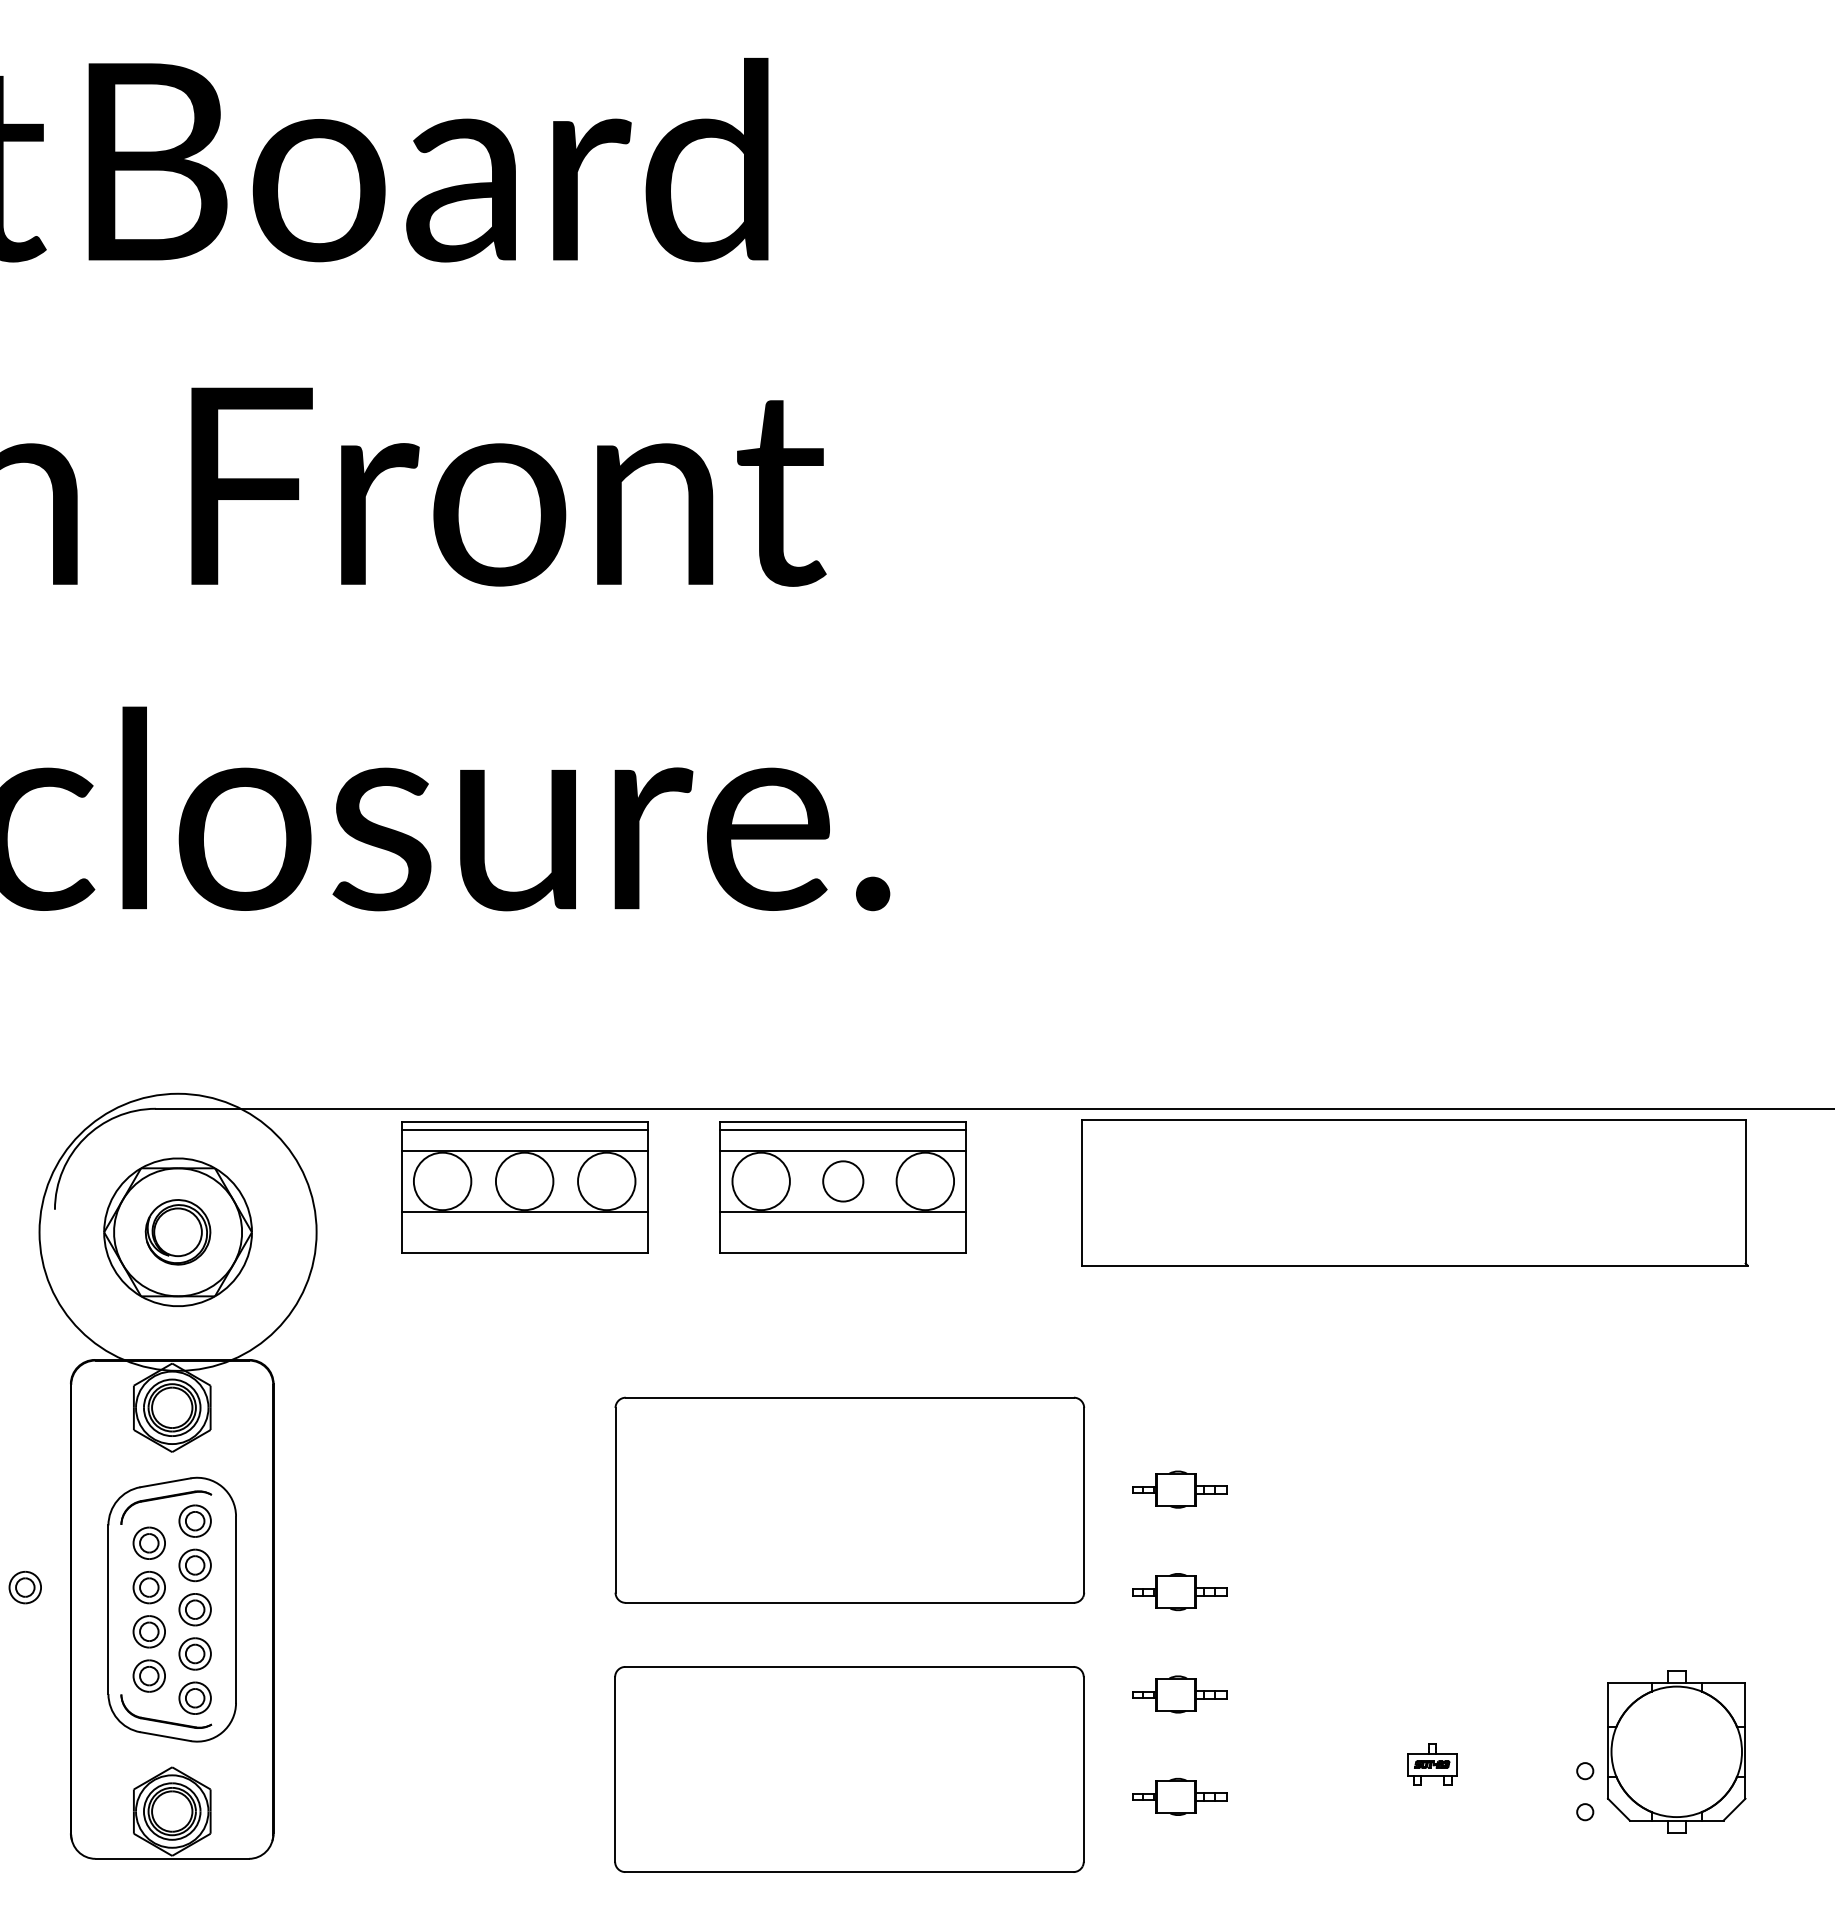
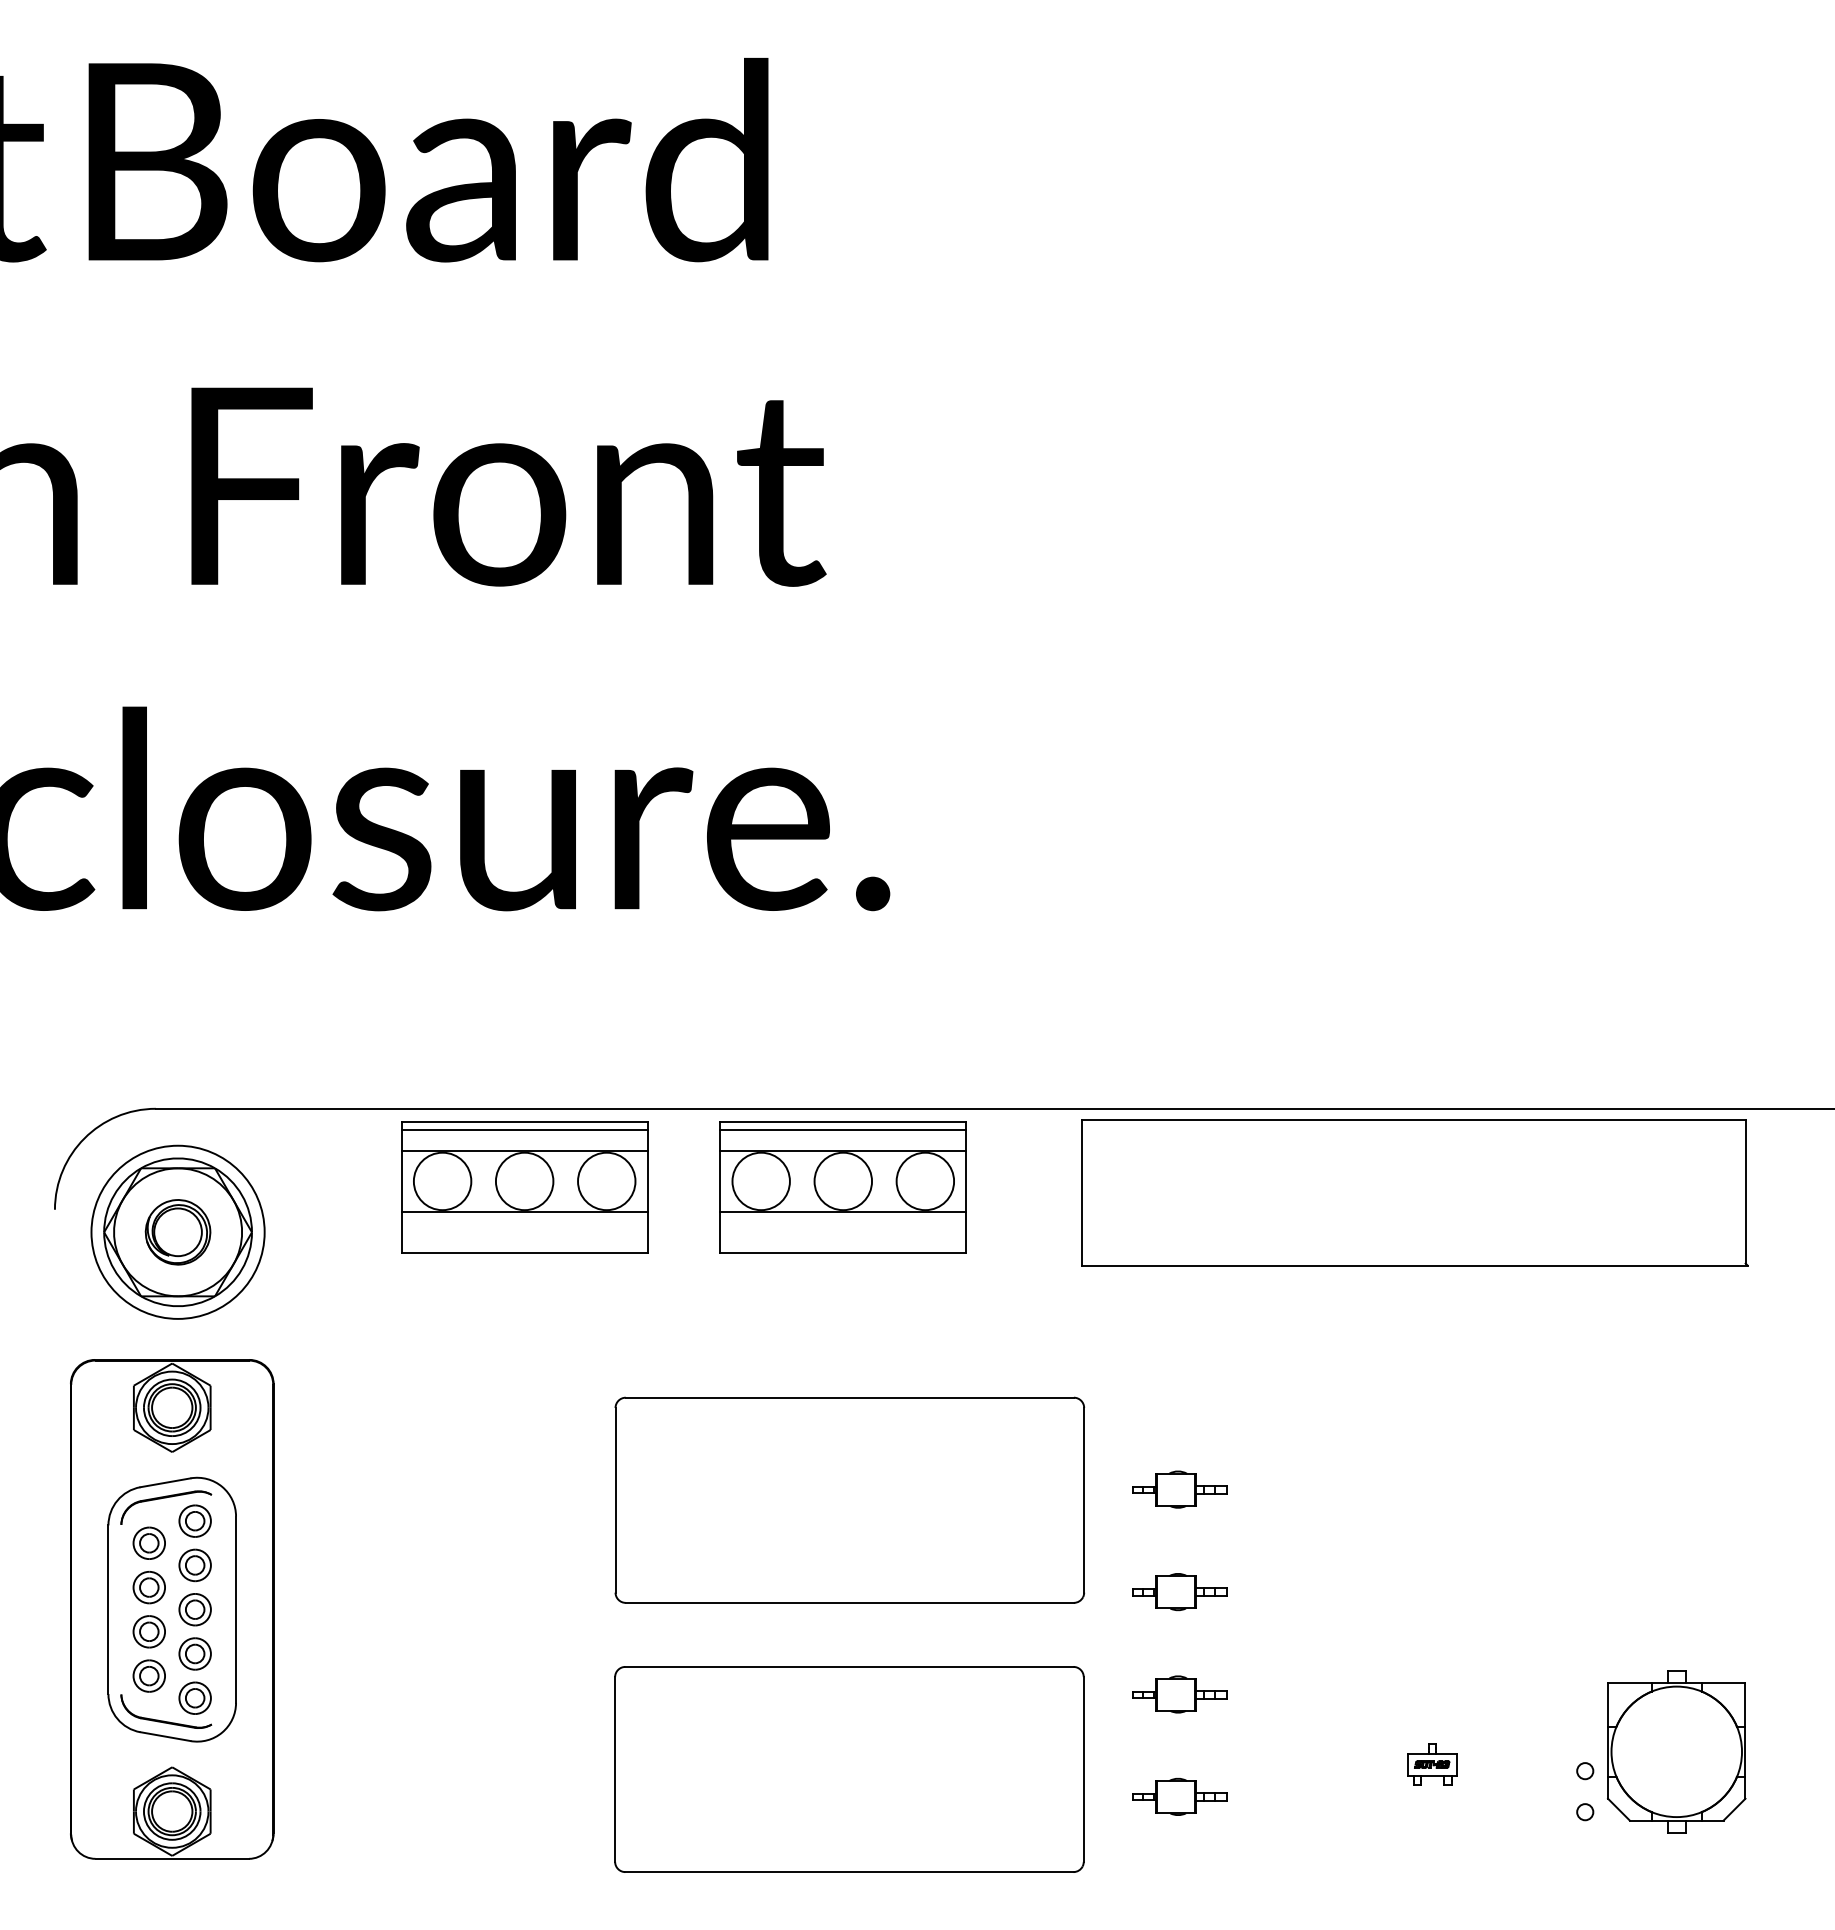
circle diameter: 40 px -> 57 px (843, 1181)
circle diameter: 277 px -> 173 px (177, 1231)
part: present -> none (24, 1587)
